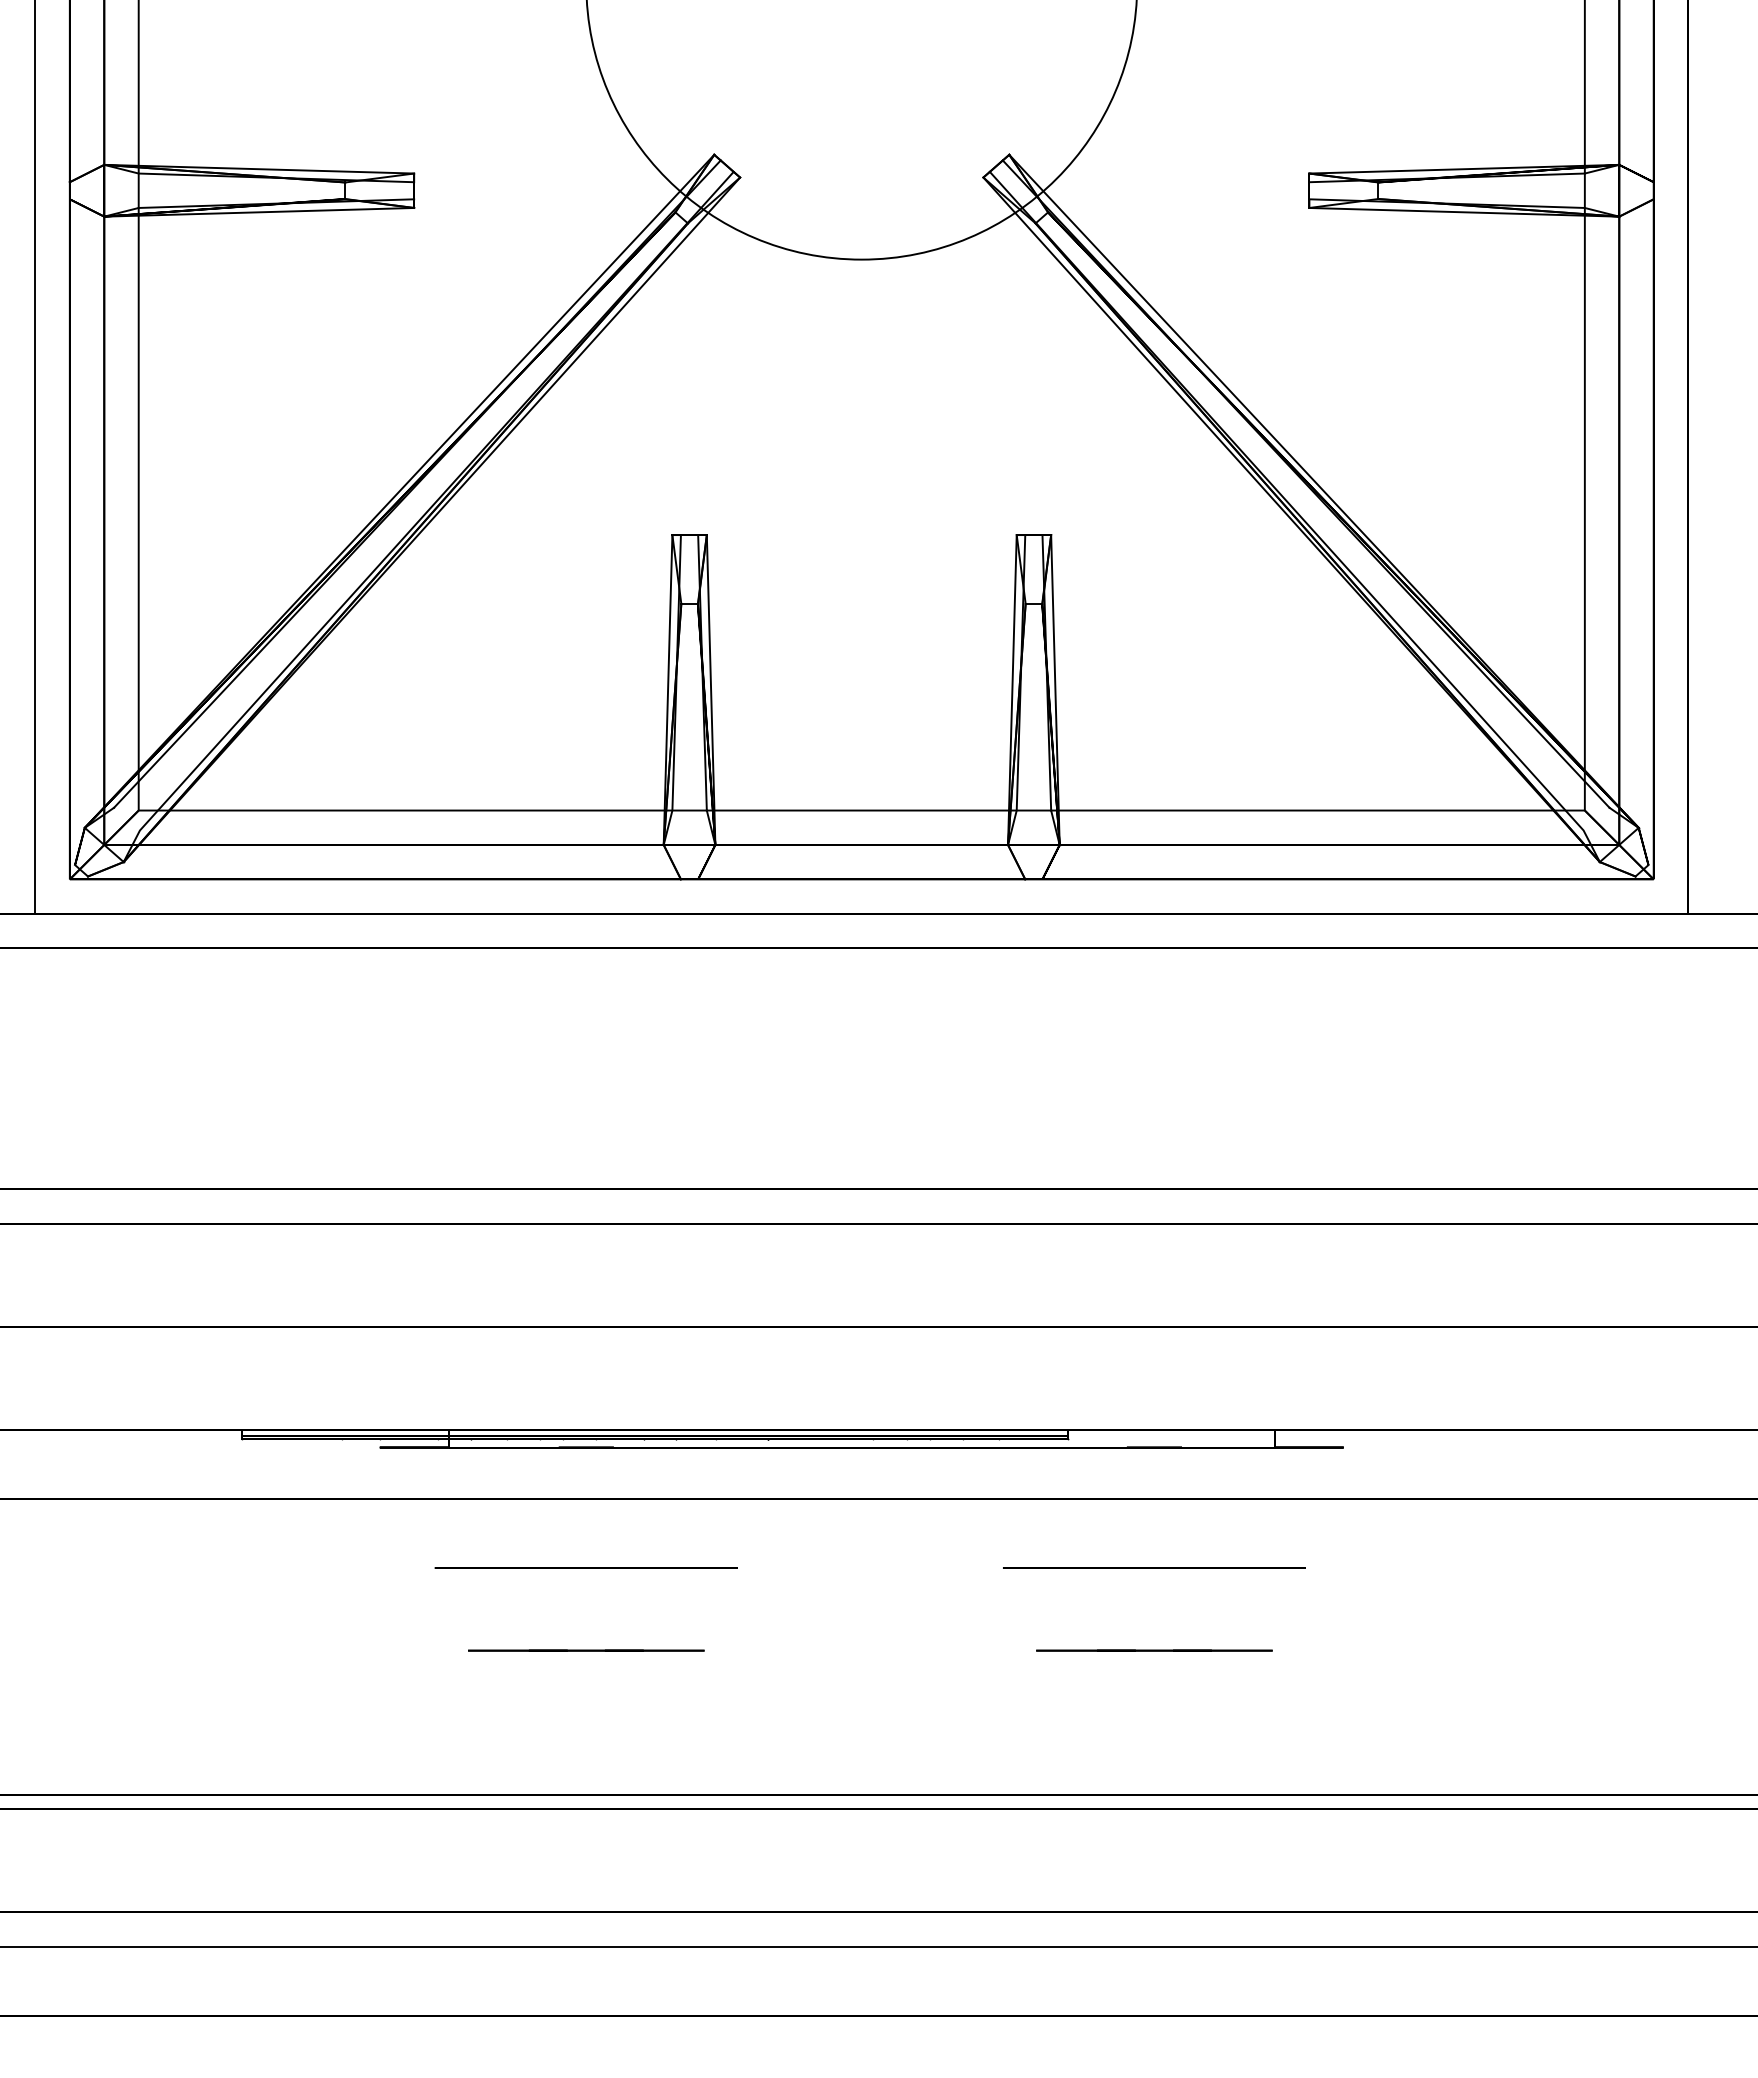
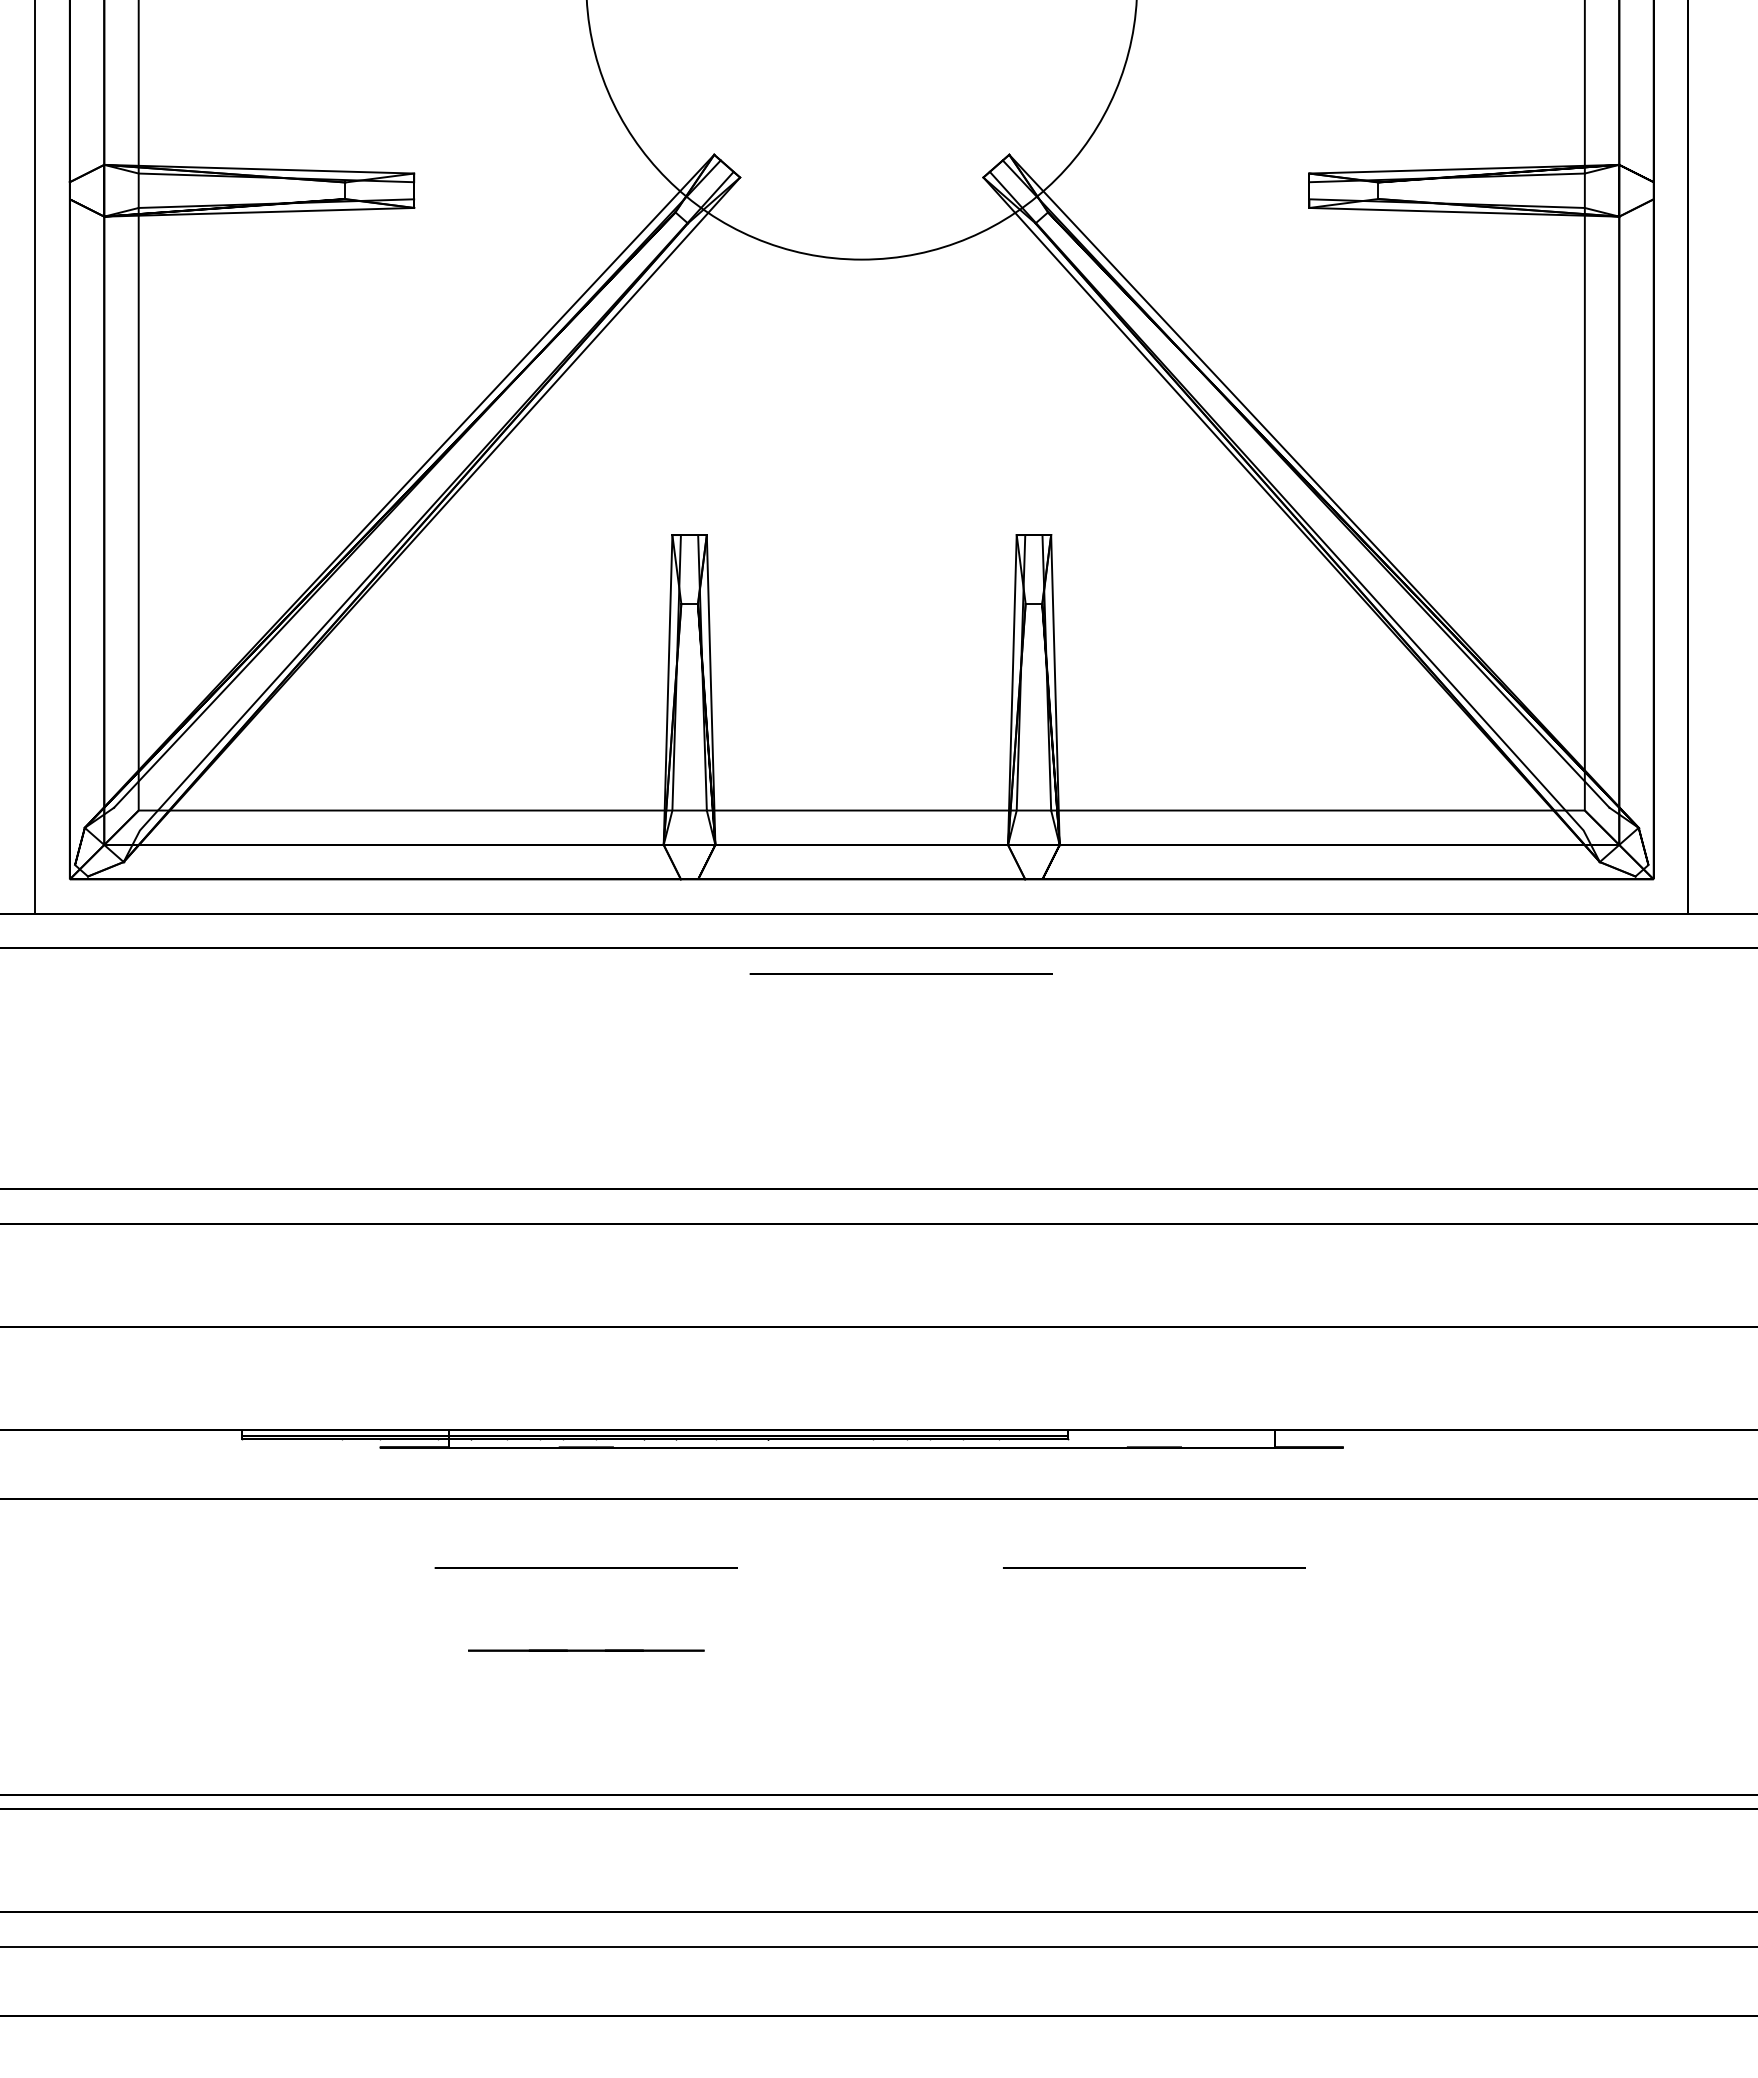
circle: none -> present (900, 973)
line: present -> none (1154, 1650)
